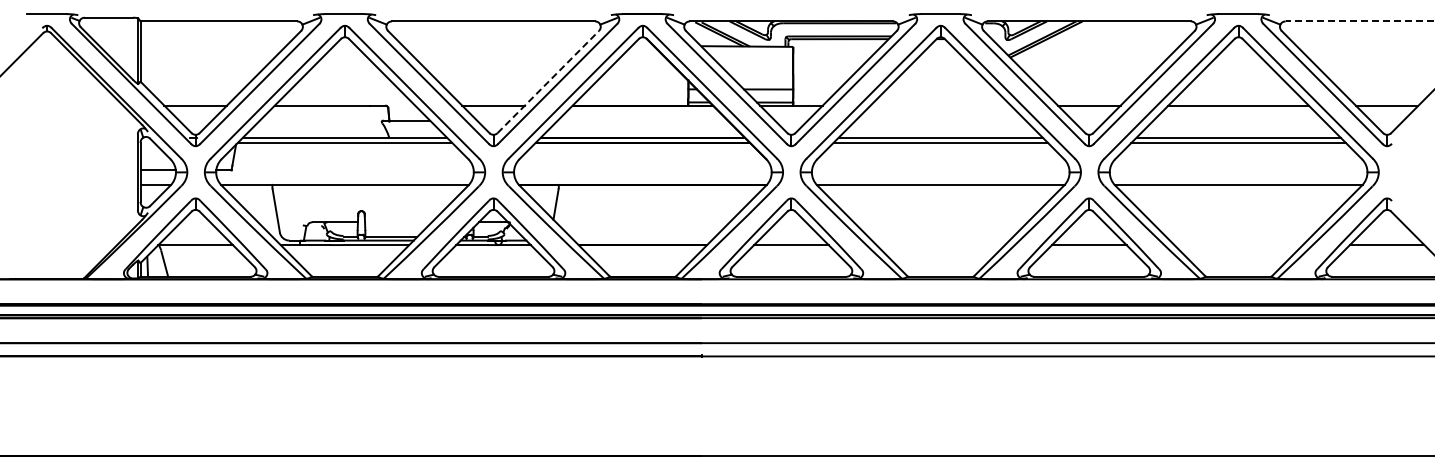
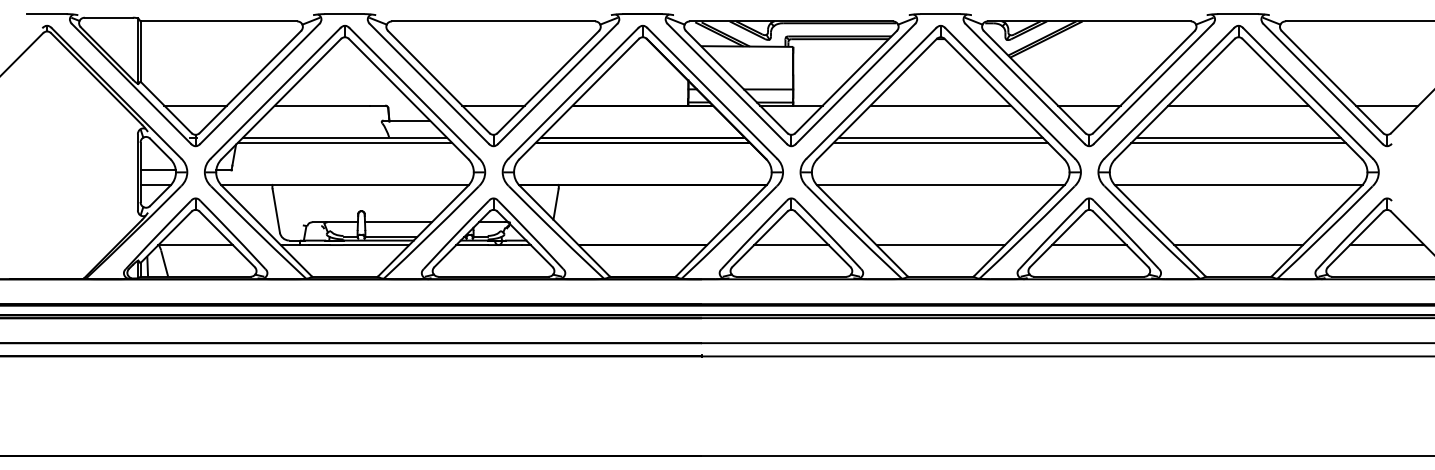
line: dashed -> solid (1359, 21)
line: dashed -> solid (548, 82)
line: none -> present (940, 105)
line: none -> present (398, 222)
line: none -> present (940, 245)
line: none -> present (1238, 245)
